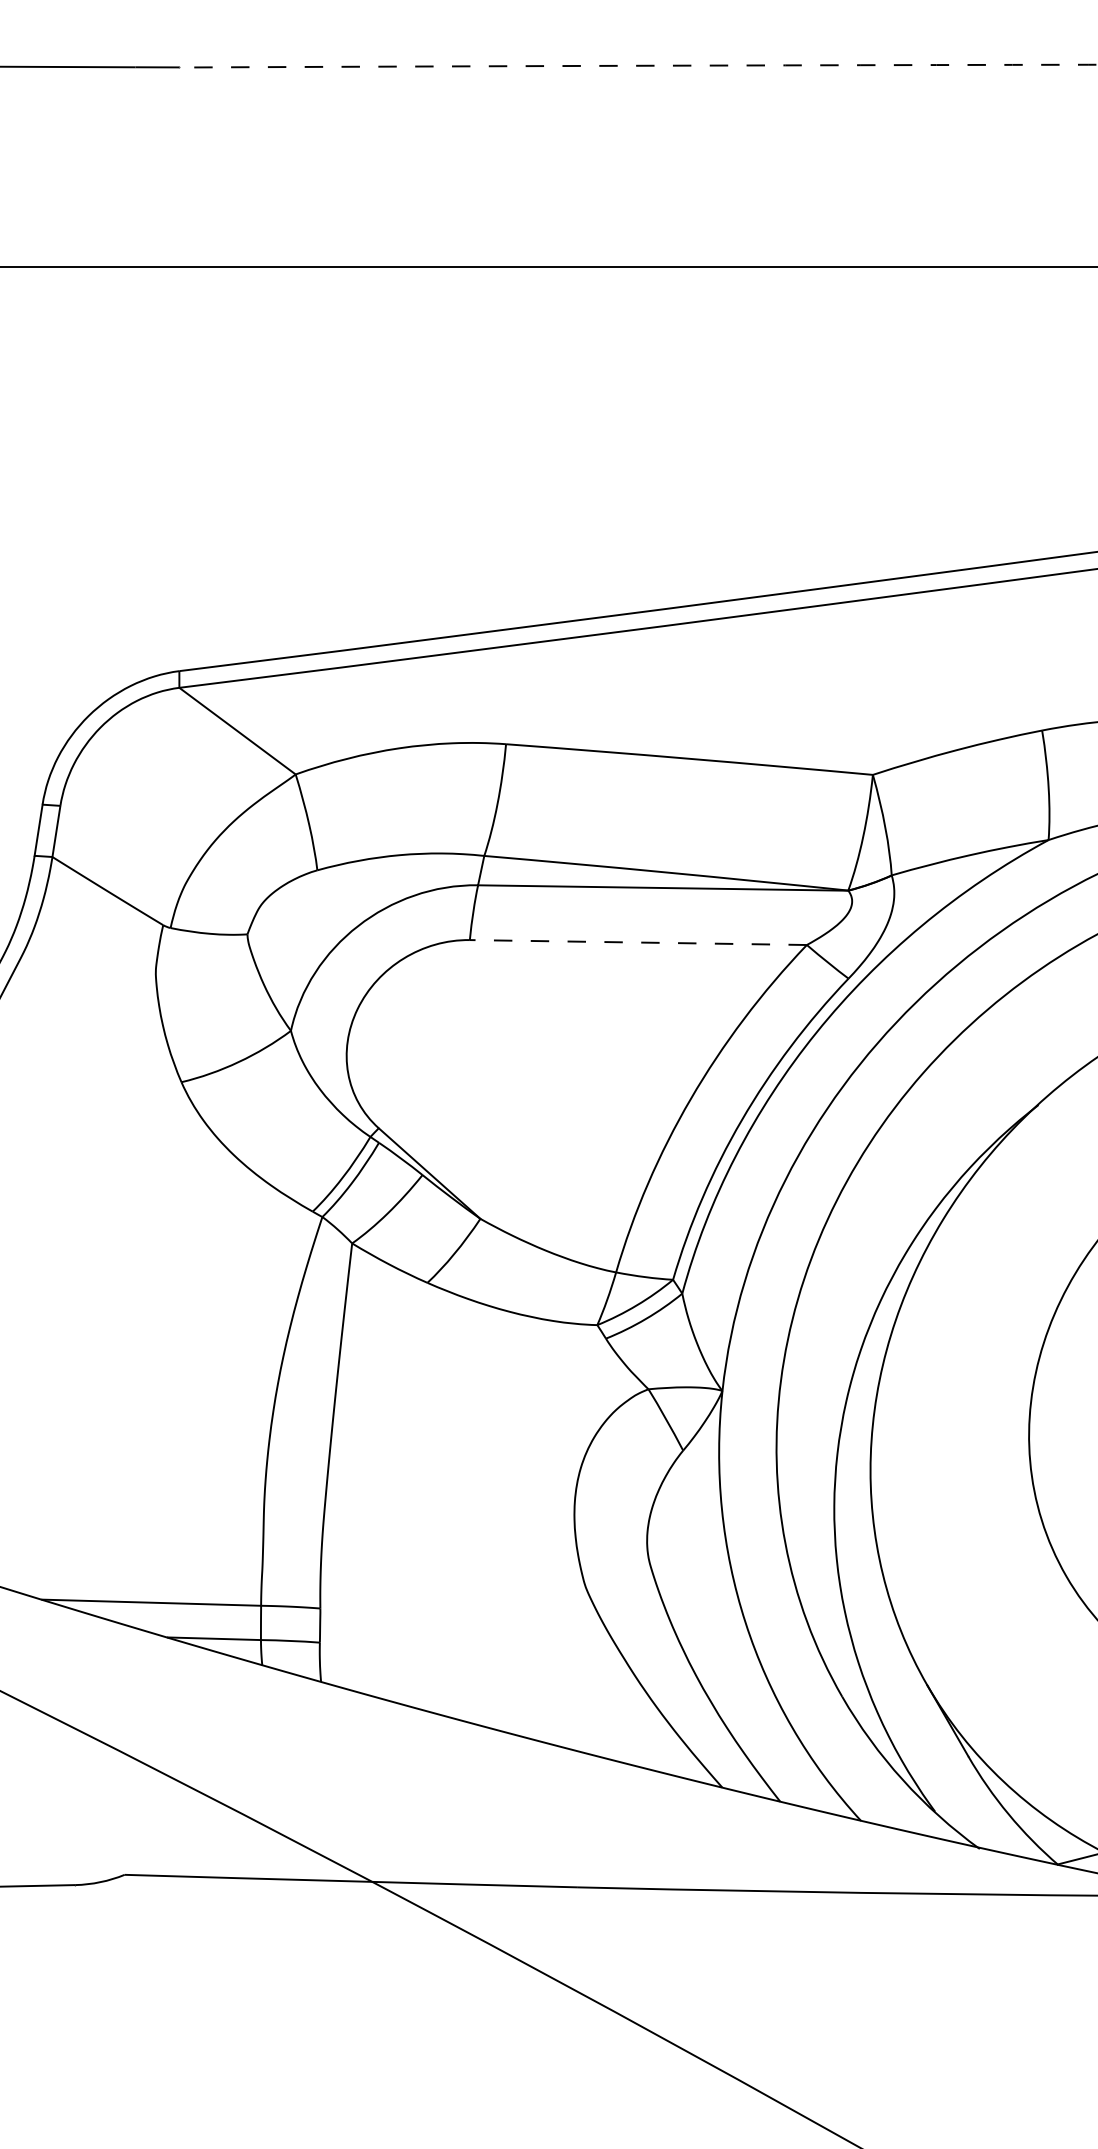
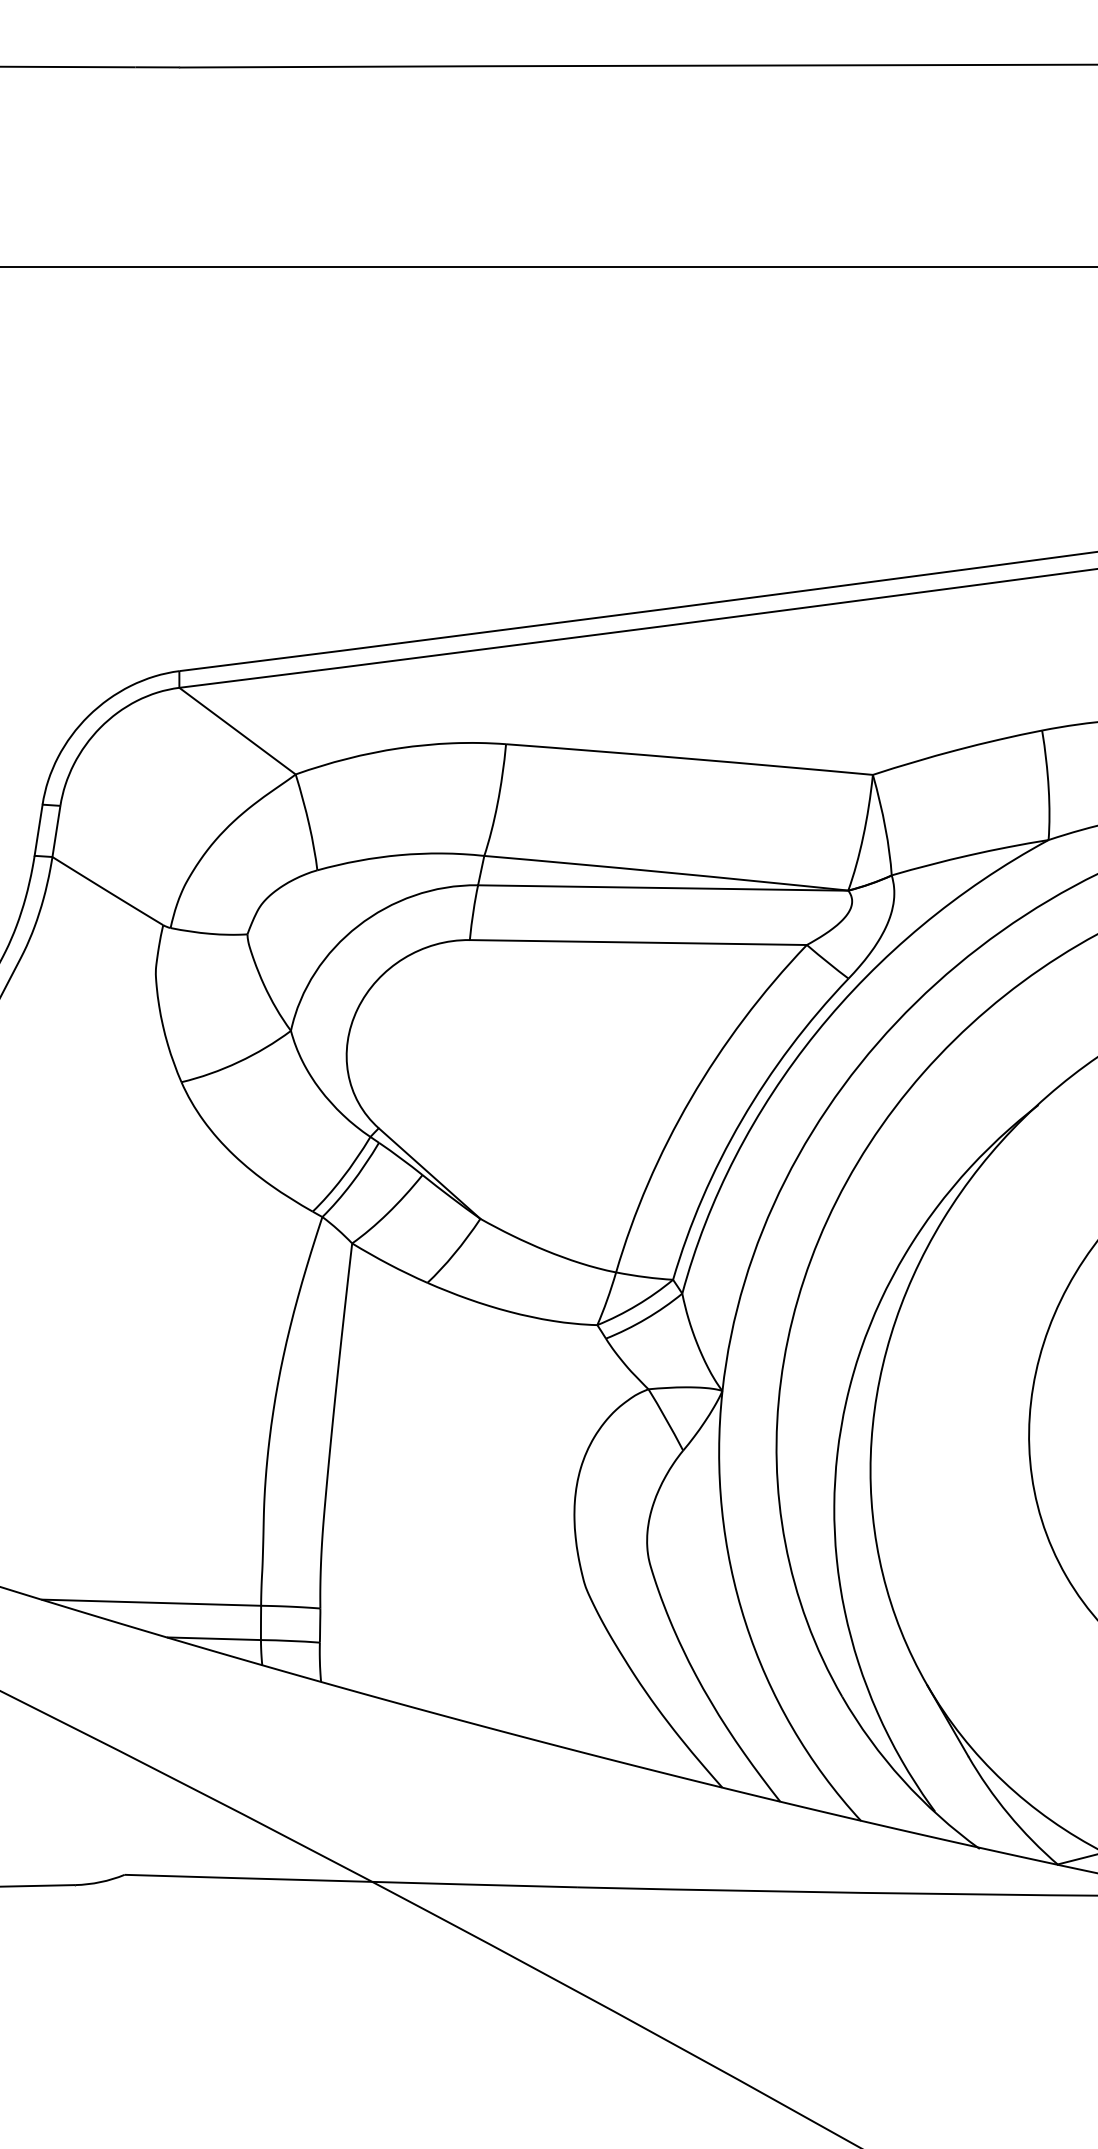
arc: dashed -> solid (638, 65)
line: dashed -> solid (638, 942)
